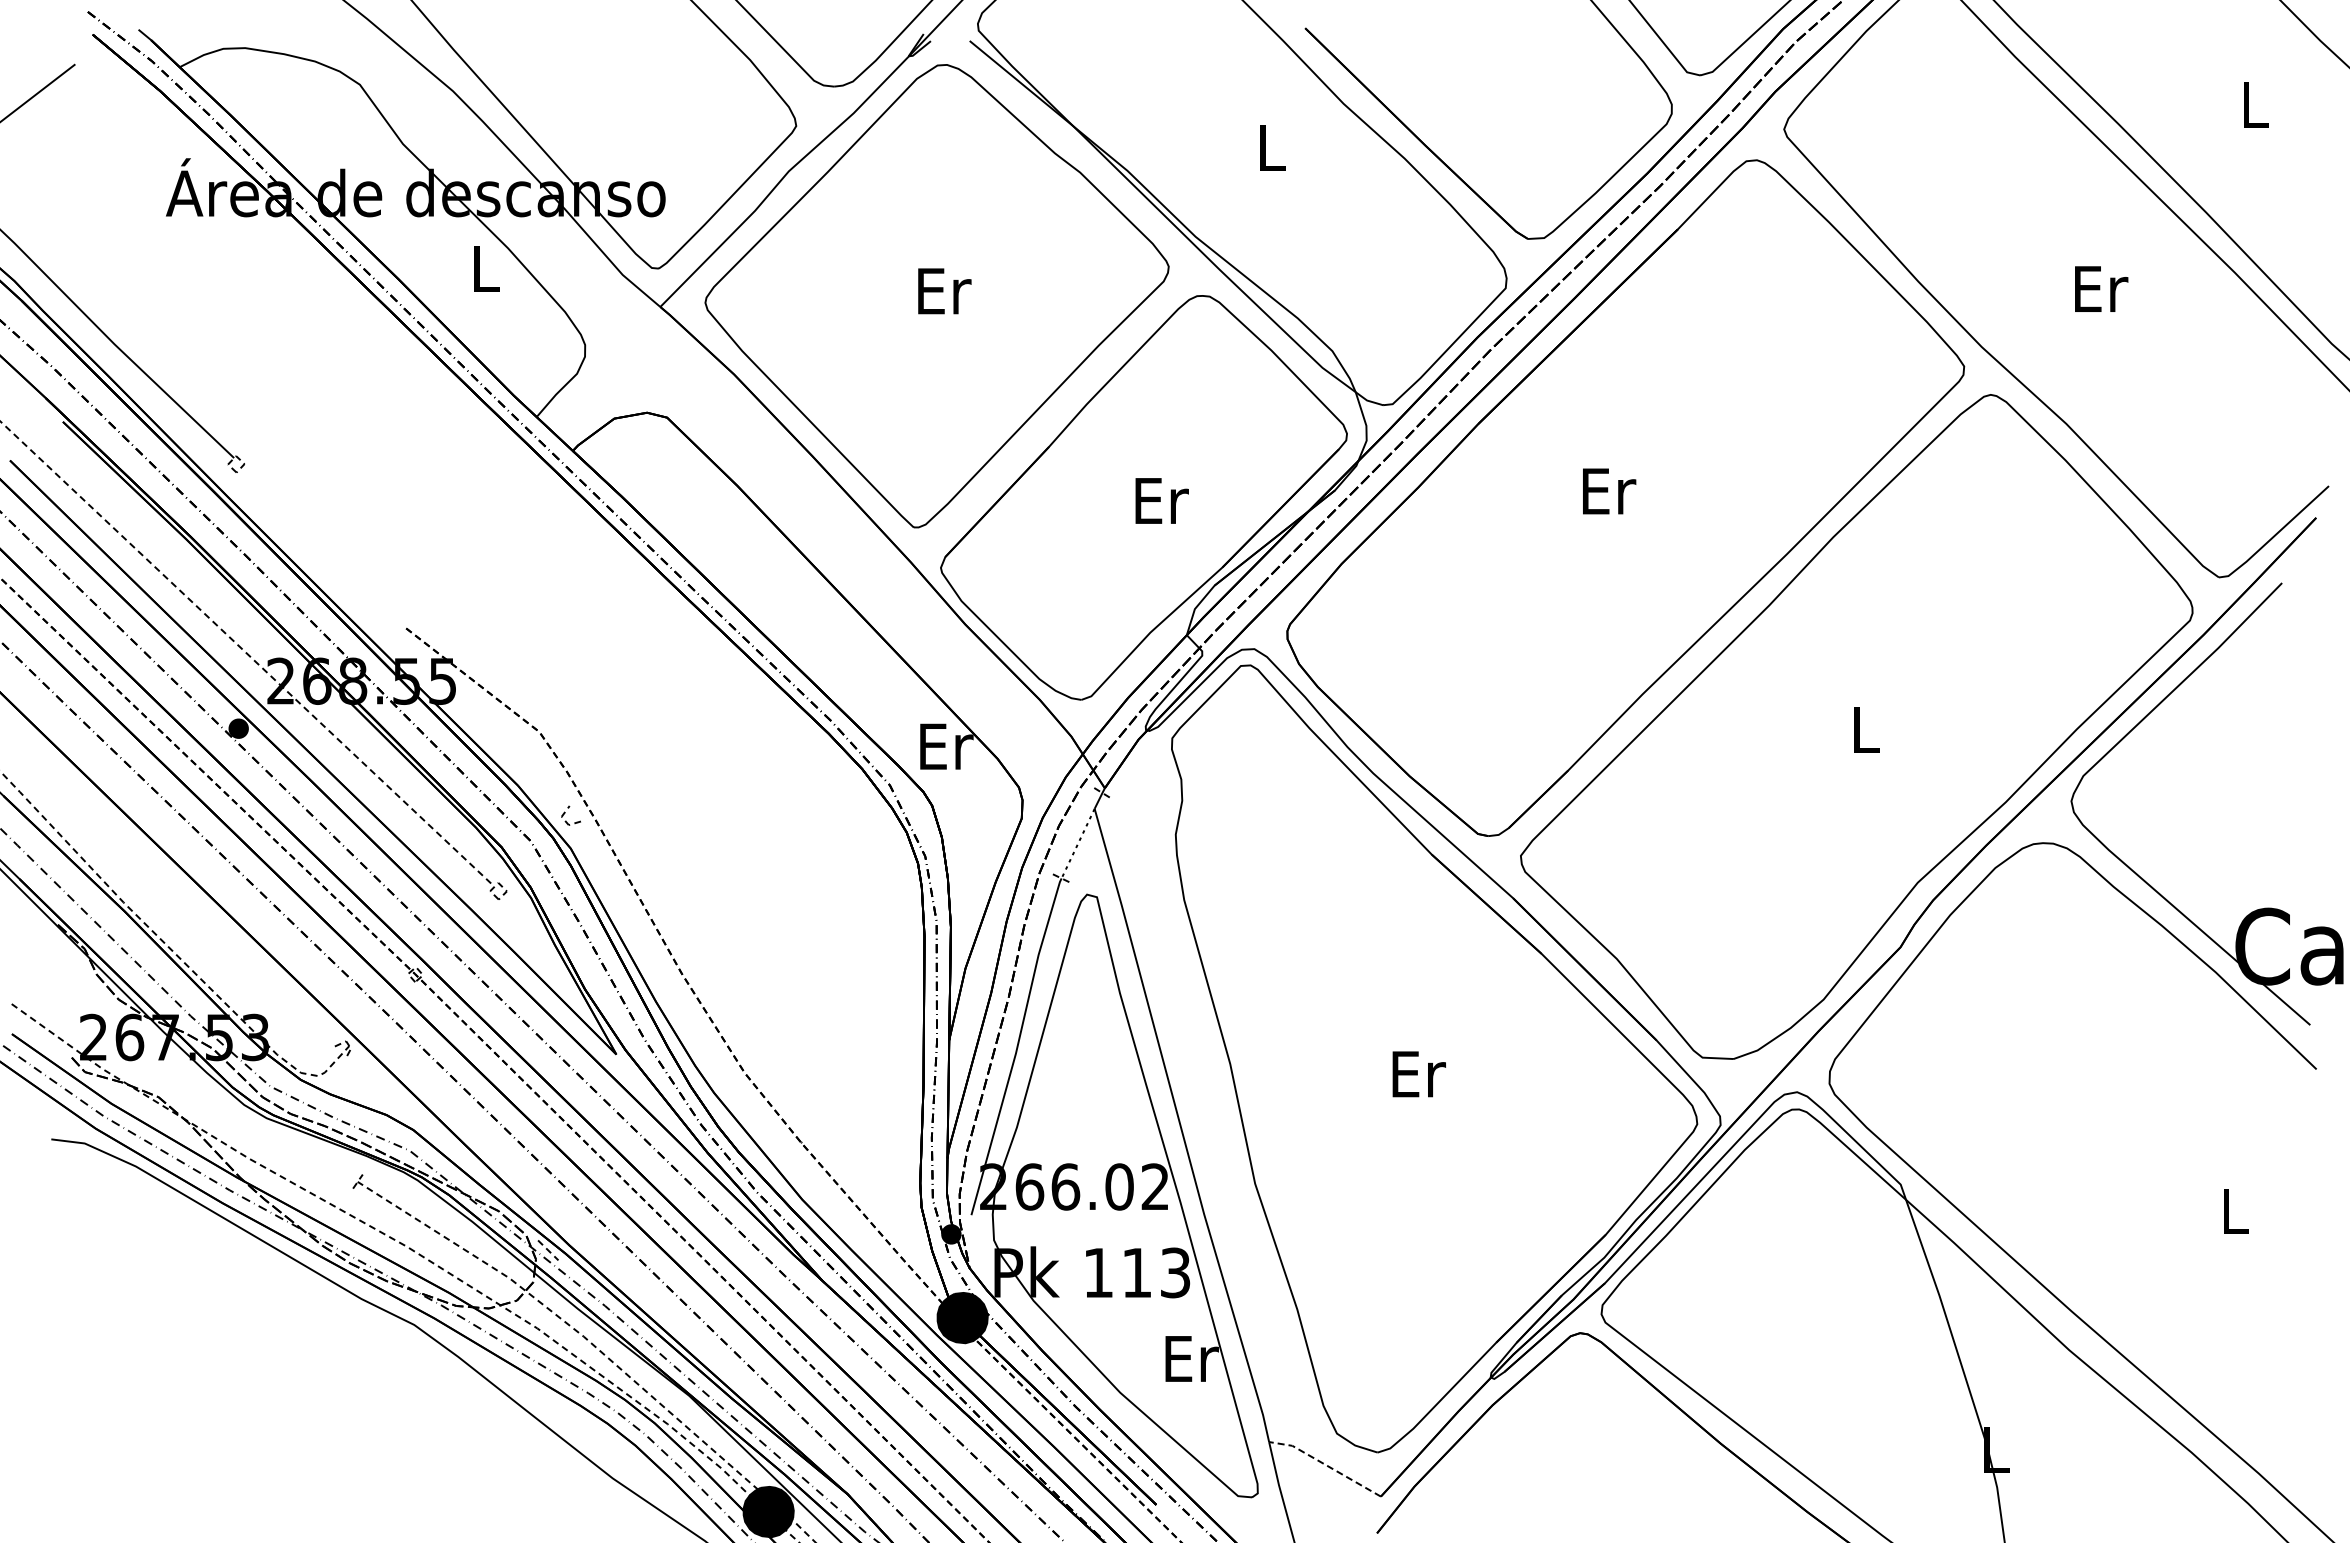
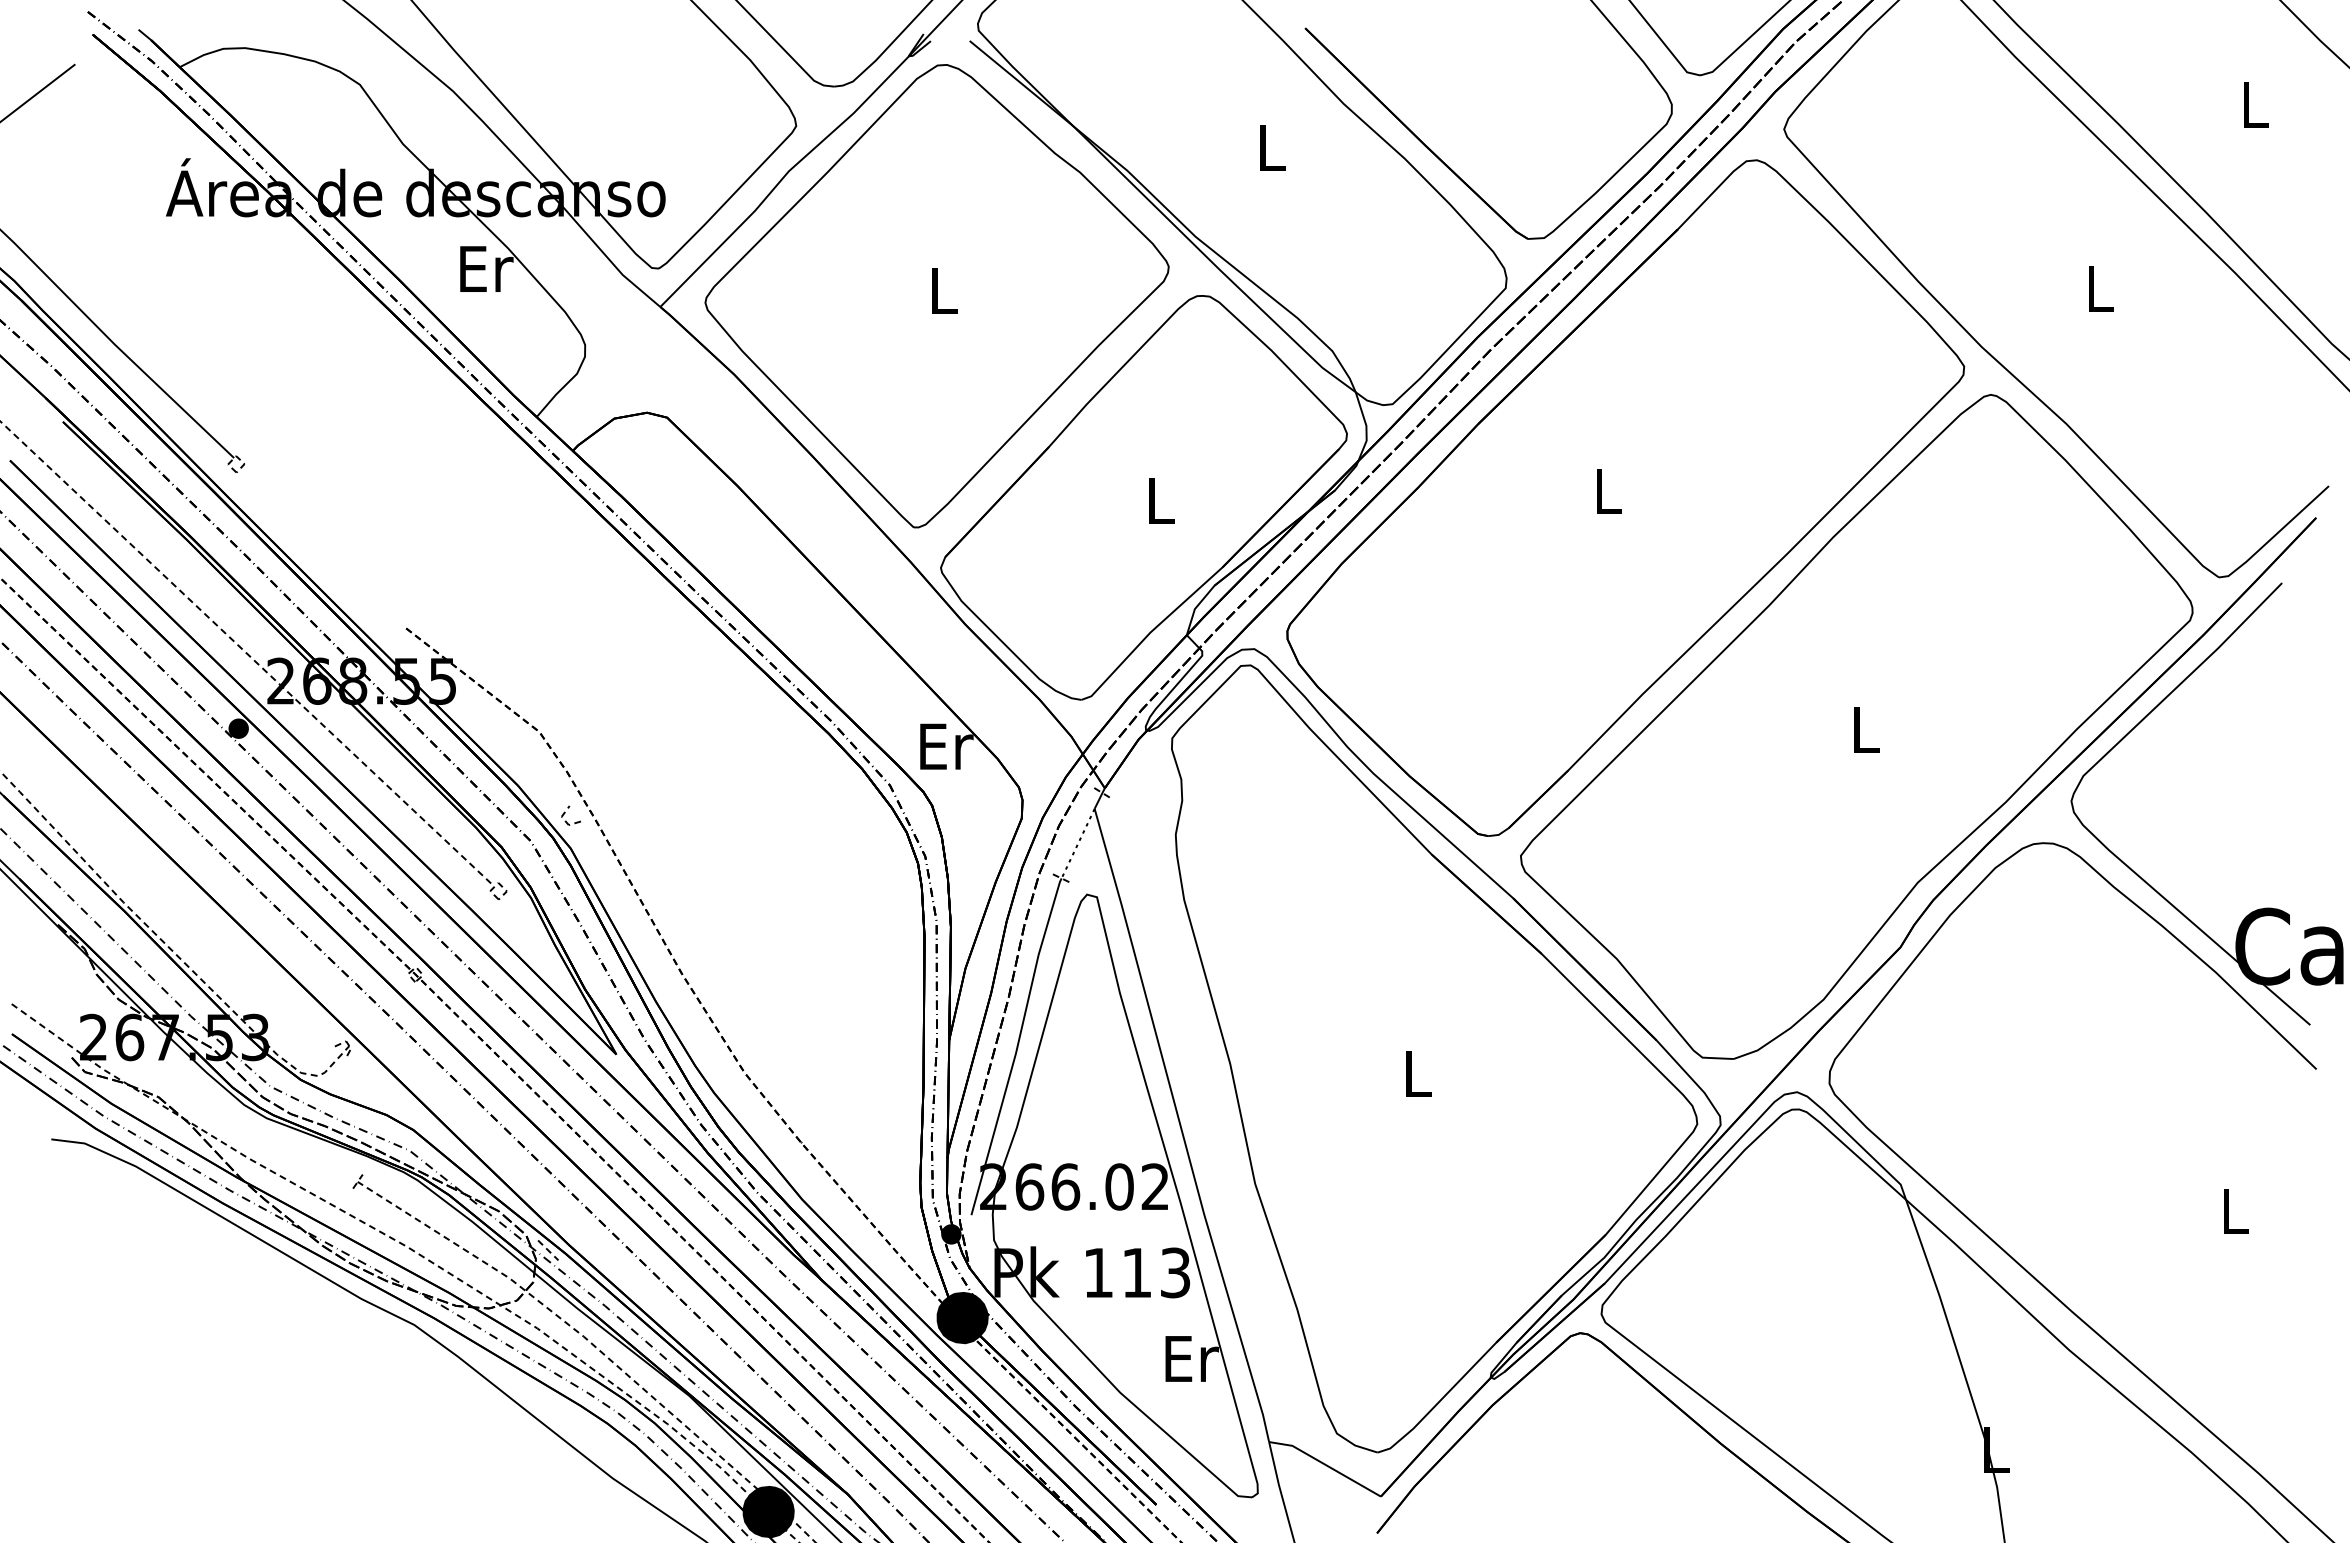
text: L -> Er (486, 268)
text: Er -> L (2101, 288)
text: Er -> L (944, 291)
text: Er -> L (1609, 491)
text: Er -> L (1161, 500)
text: Er -> L (1418, 1074)
line: dashed -> solid (1325, 1465)
